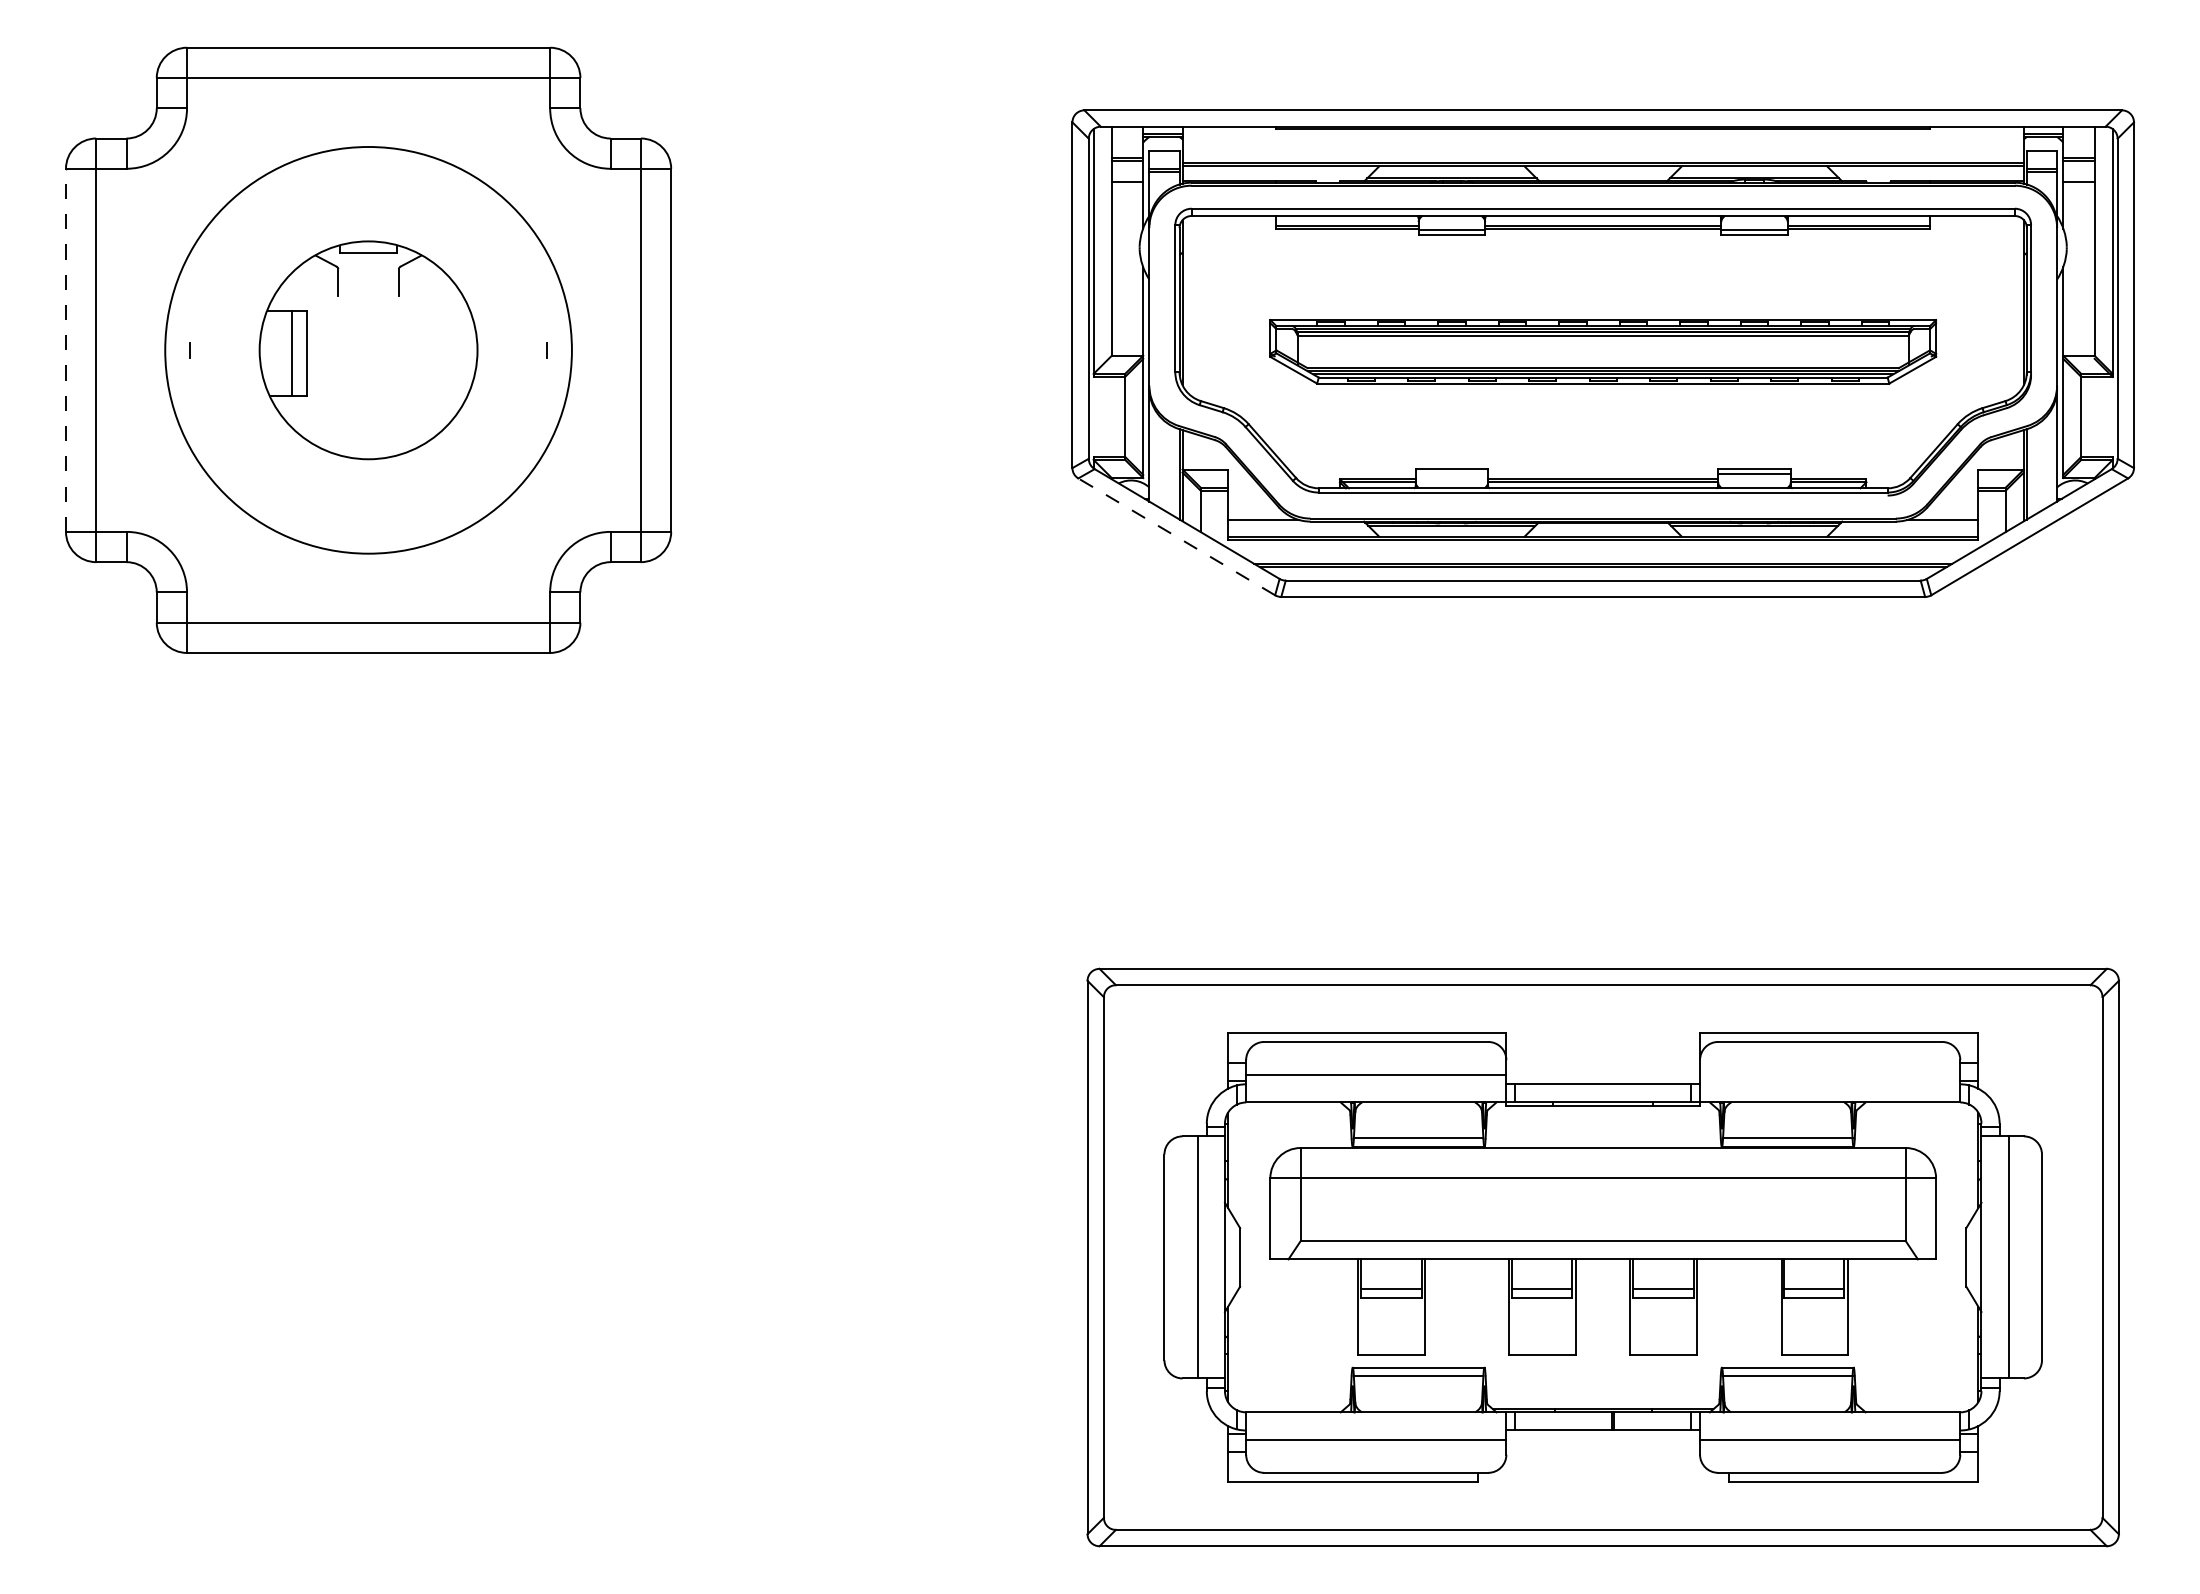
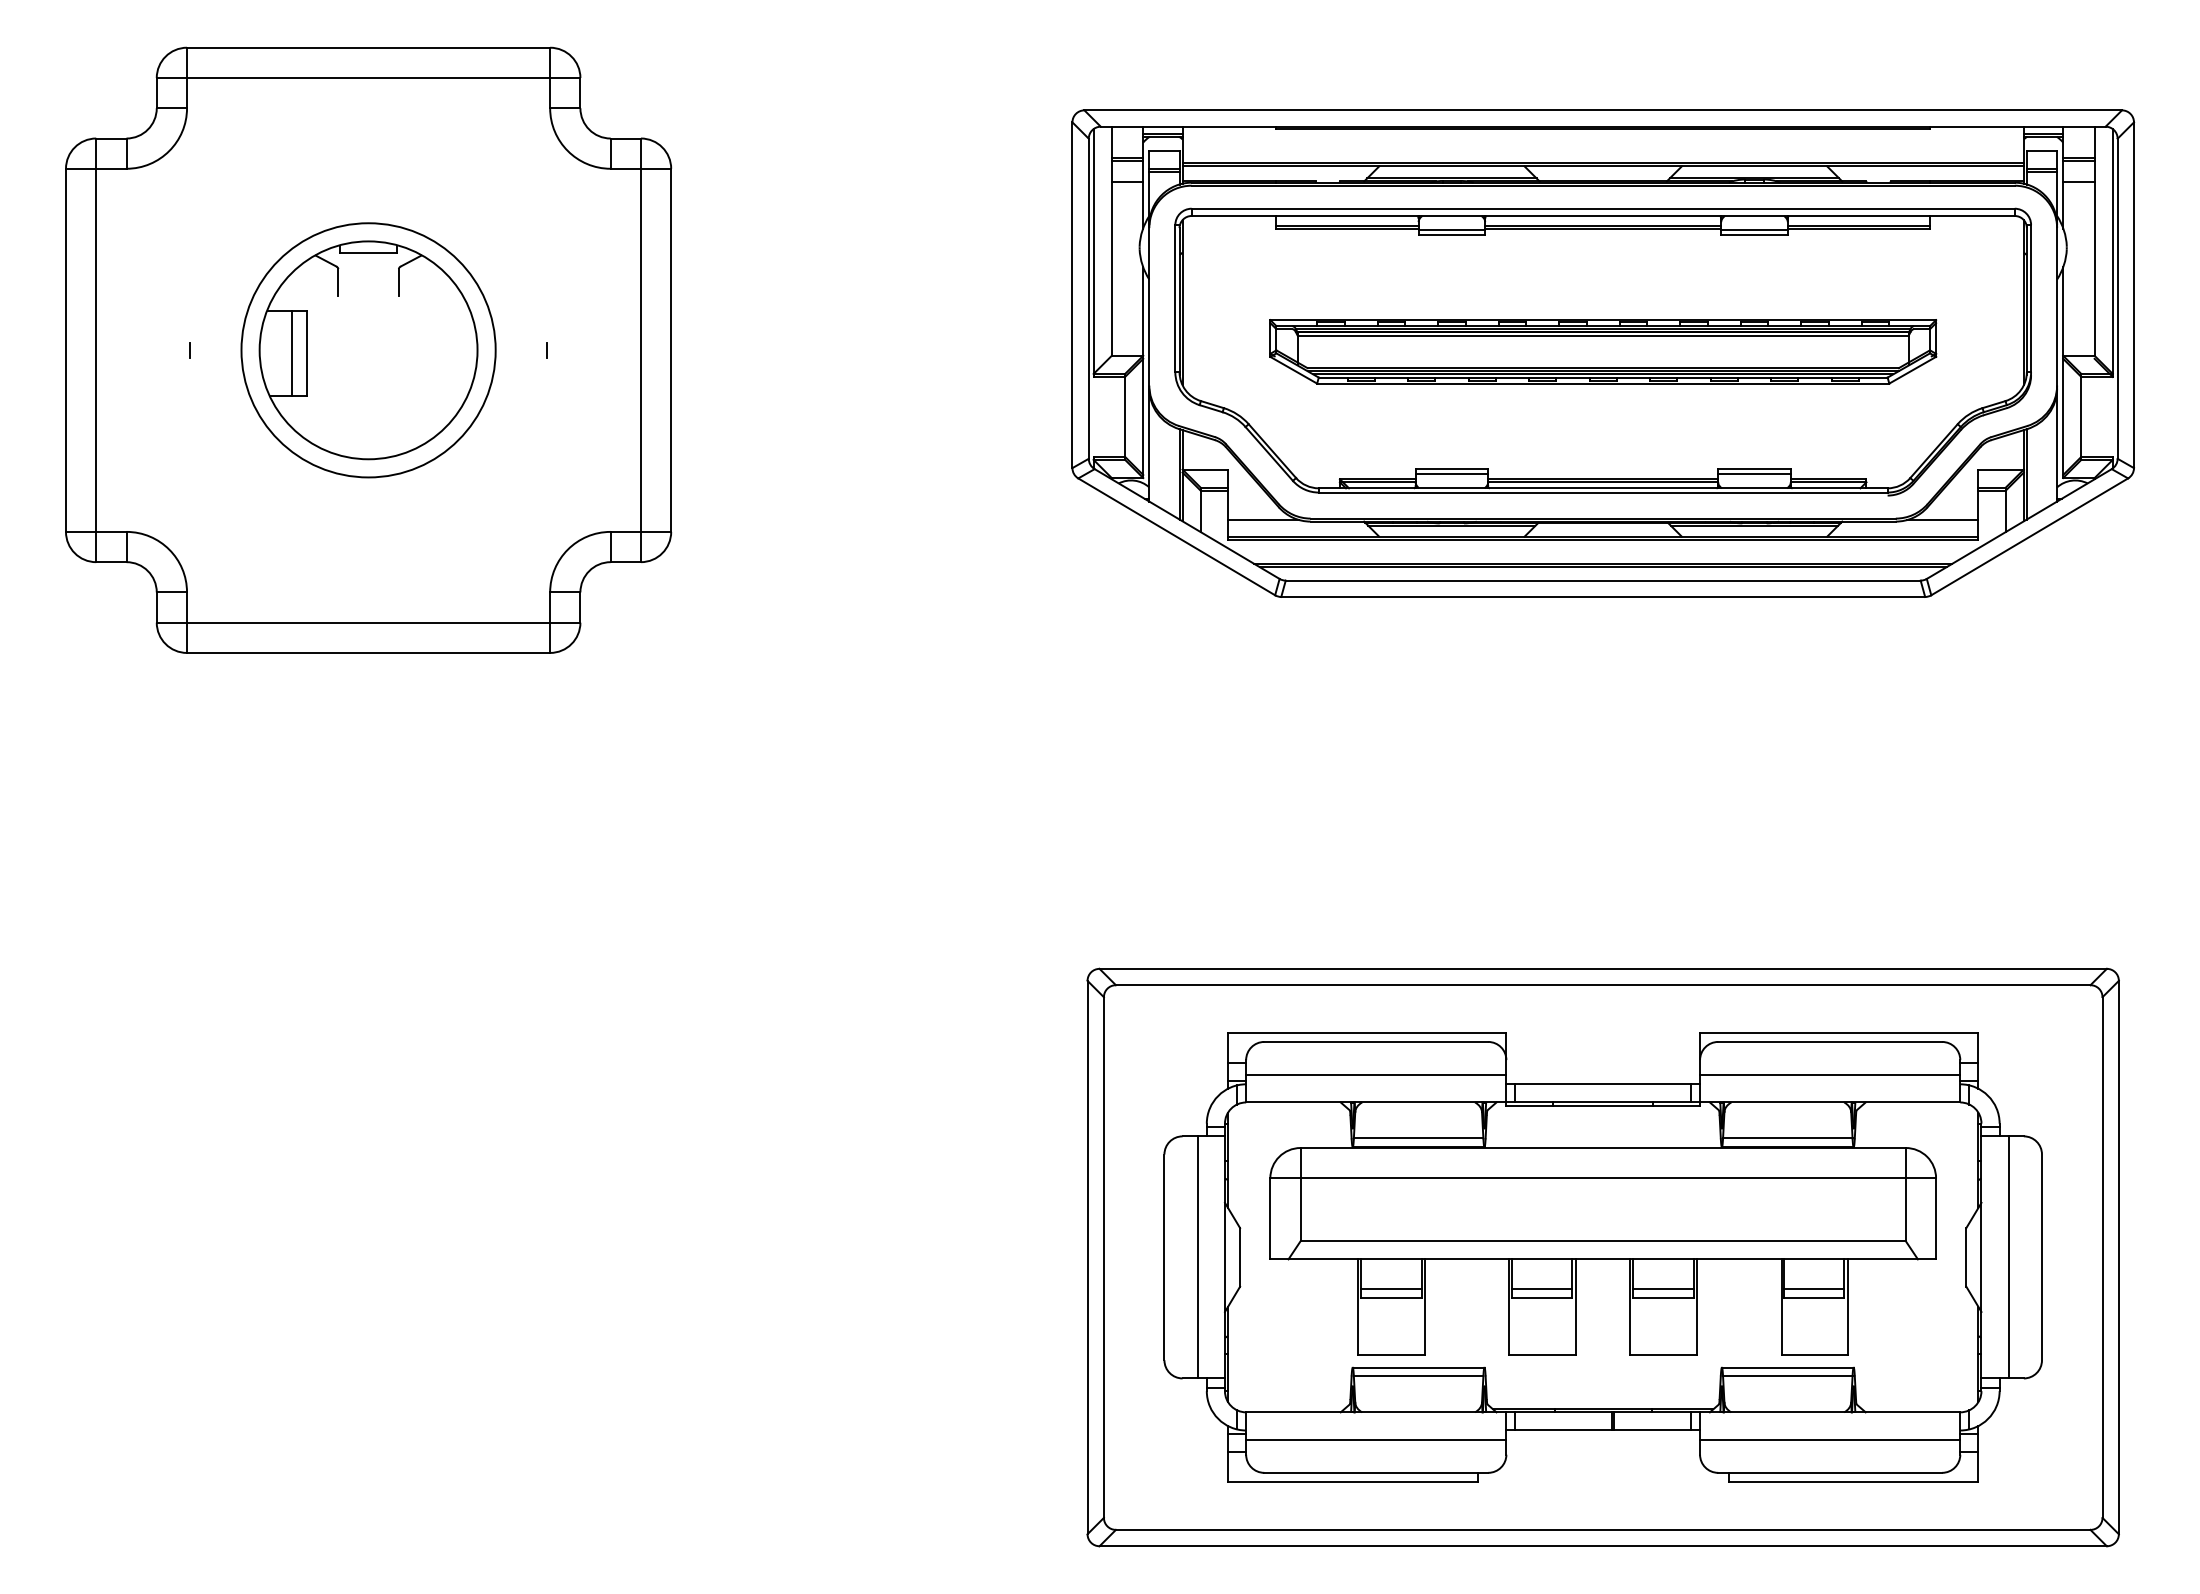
line: dashed -> solid (65, 350)
circle diameter: 407 px -> 254 px (368, 350)
line: none -> present (1451, 474)
line: dashed -> solid (1176, 536)
line: none -> present (1830, 1075)
